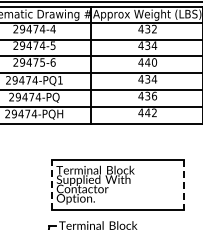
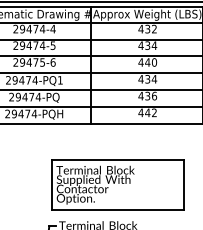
line: dashed -> solid (52, 184)
line: dashed -> solid (184, 184)
